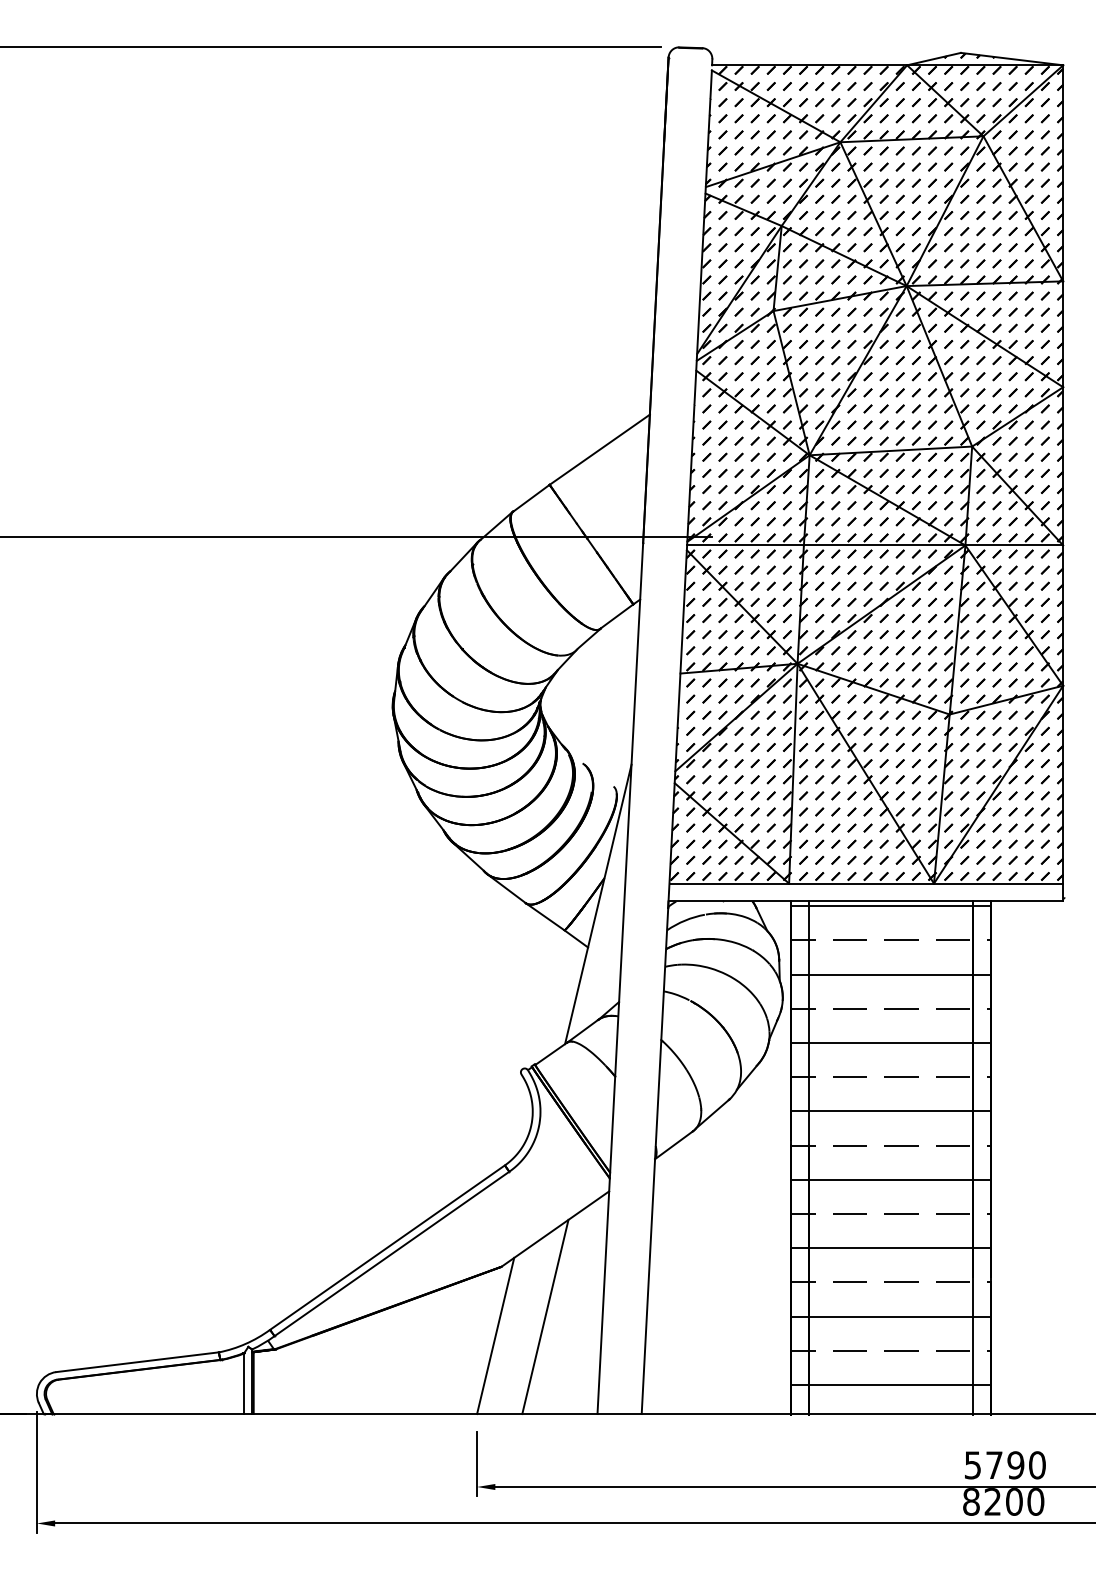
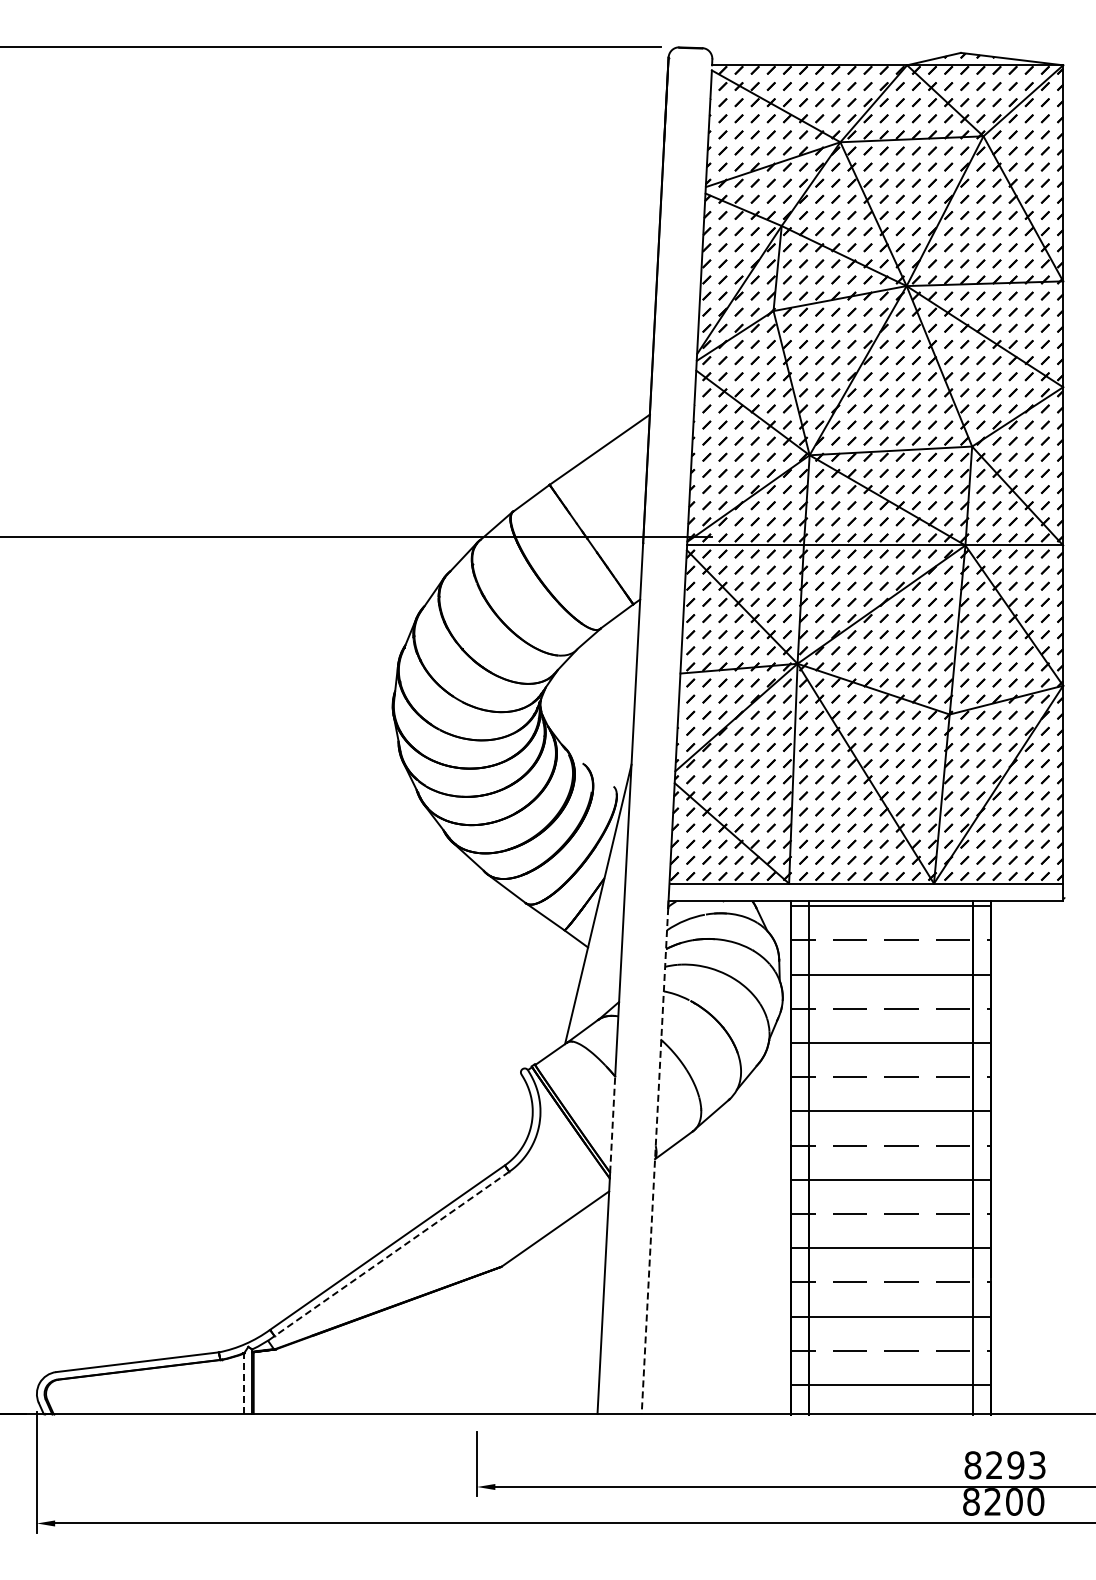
line: solid -> dashed (612, 1124)
line: solid -> dashed (654, 1161)
line: solid -> dashed (391, 1254)
line: present -> none (545, 1316)
line: present -> none (495, 1335)
line: solid -> dashed (244, 1383)
text: 5790 -> 8293 (1004, 1465)
